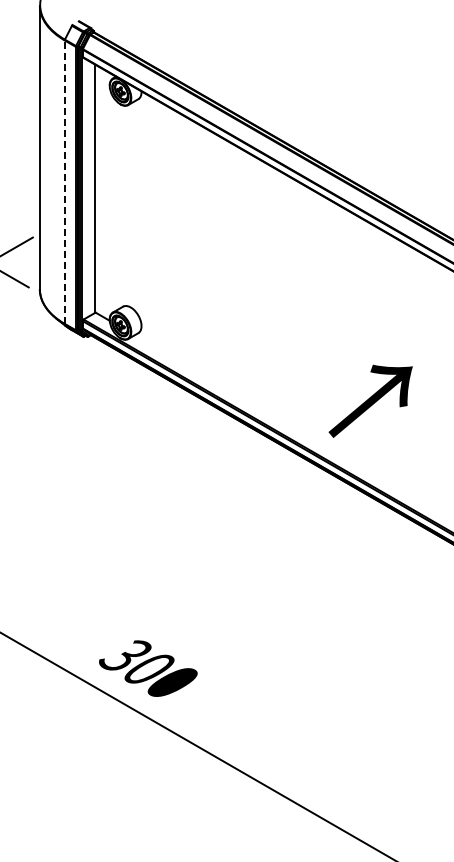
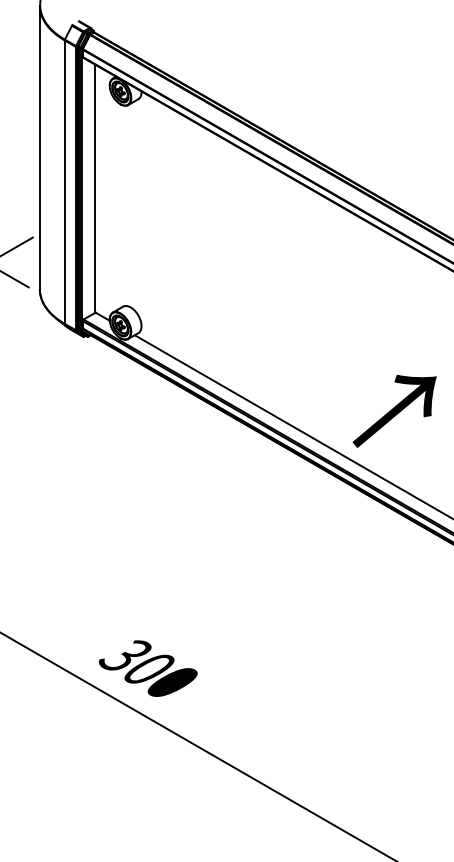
line: dashed -> solid (64, 182)
text position: (370, 400) -> (394, 410) (394, 410)
line: none -> present (292, 426)
